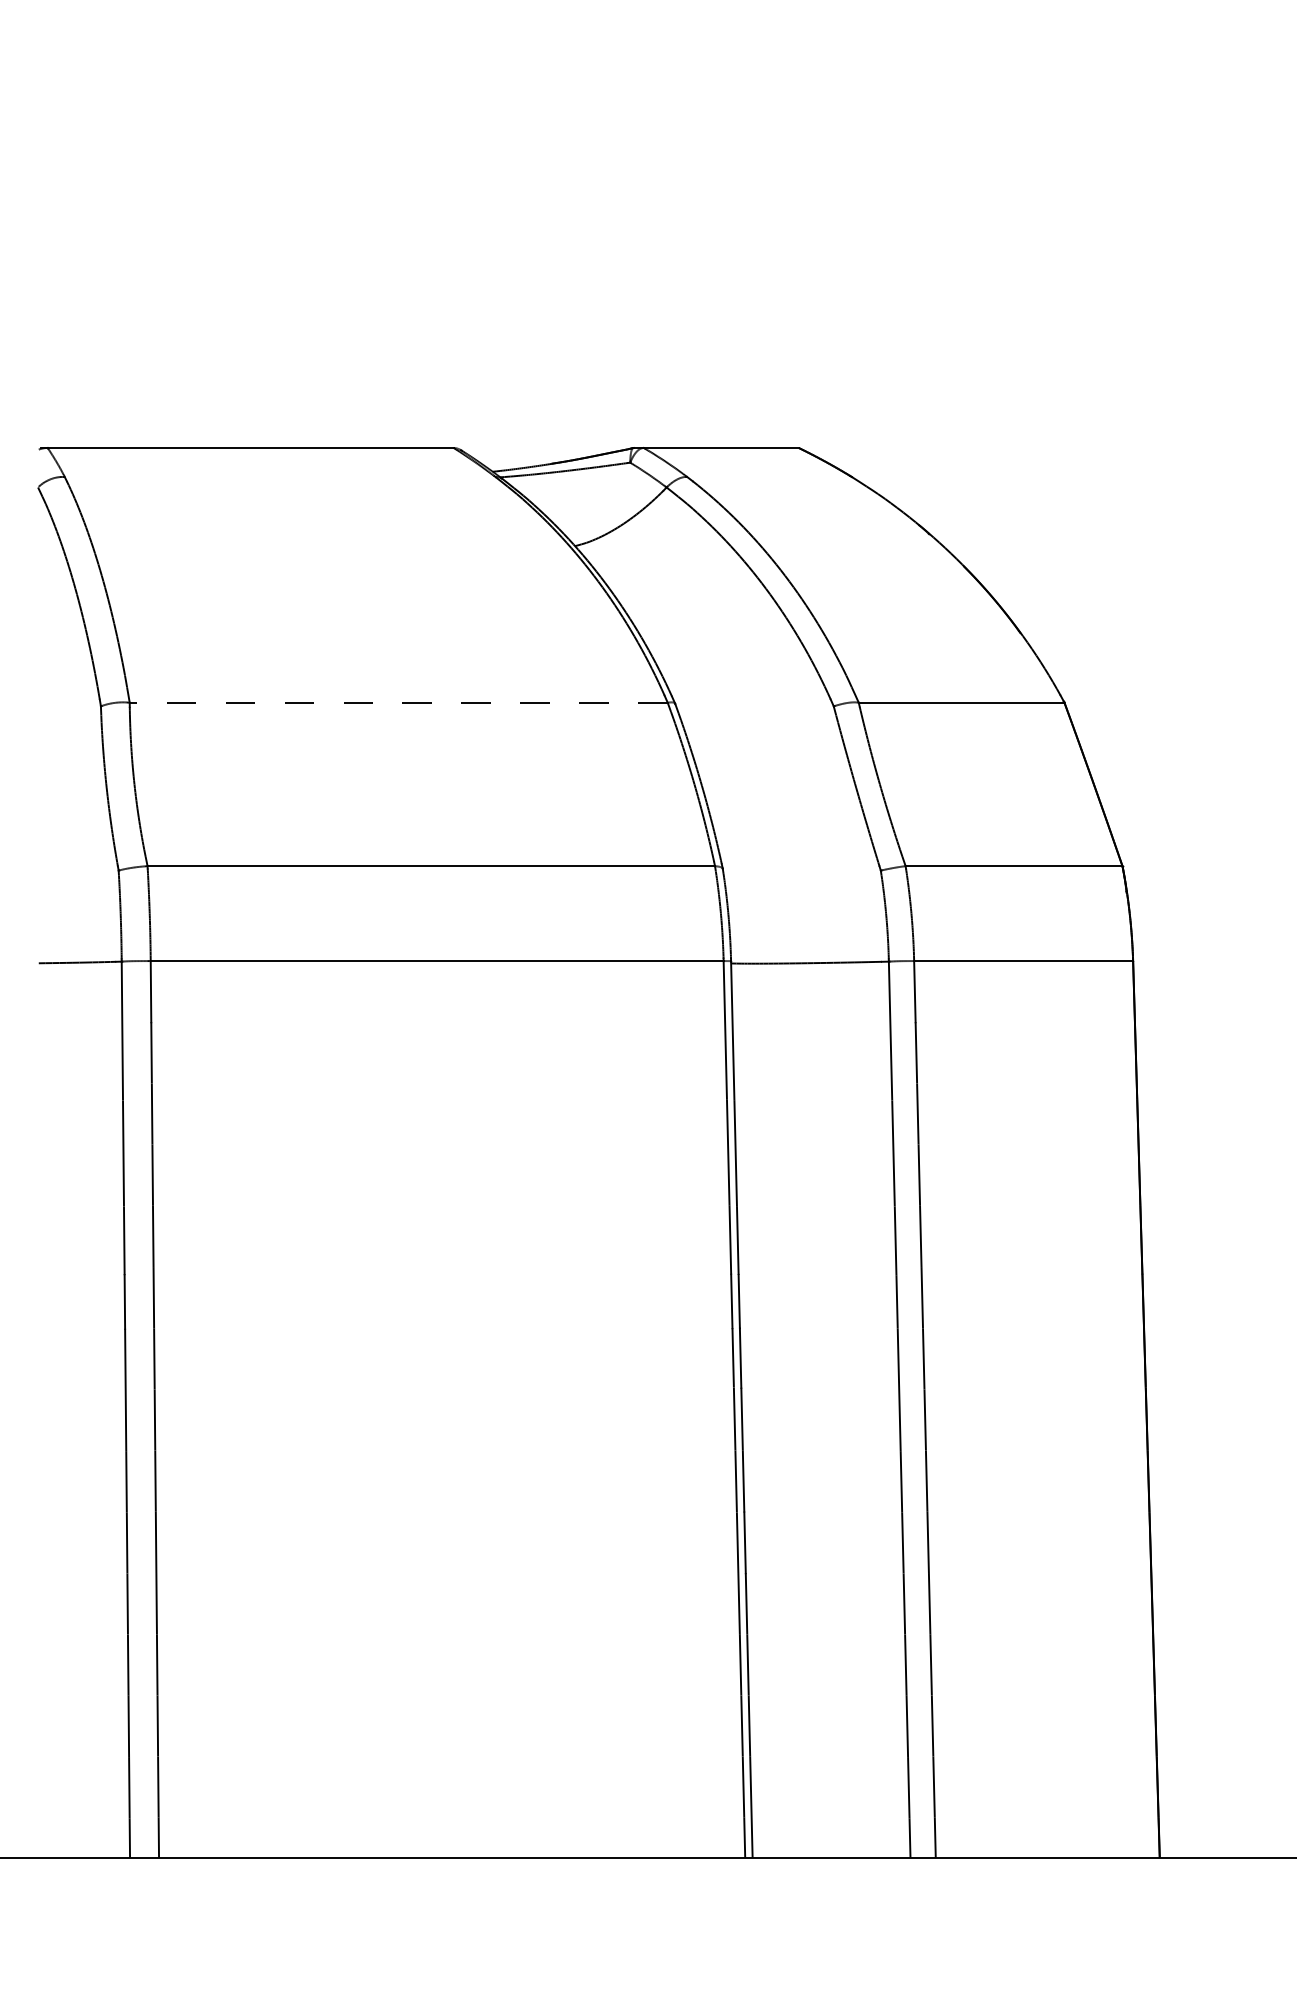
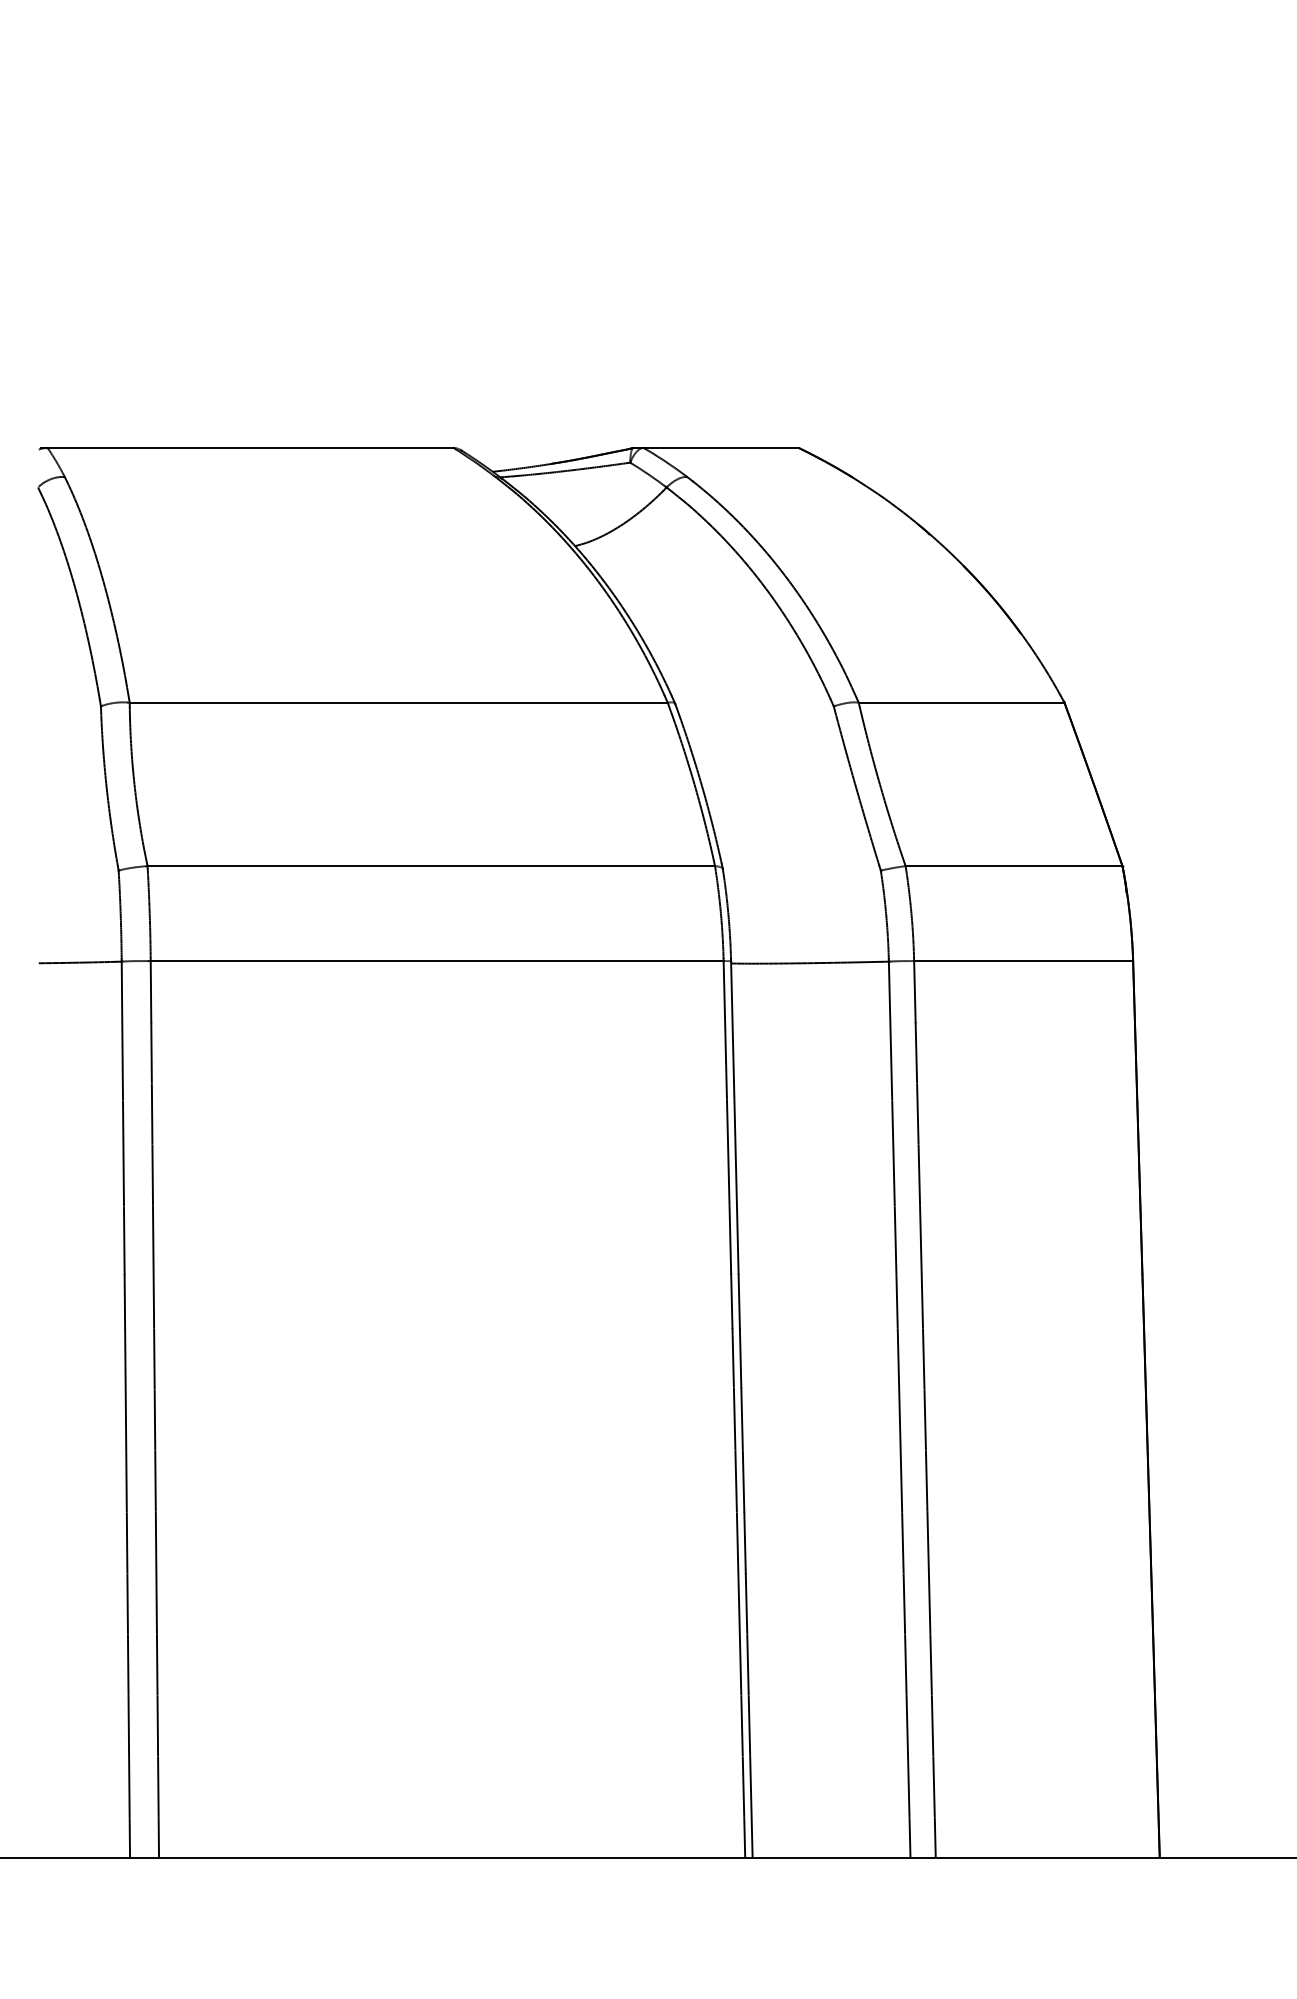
line: dashed -> solid (398, 702)
